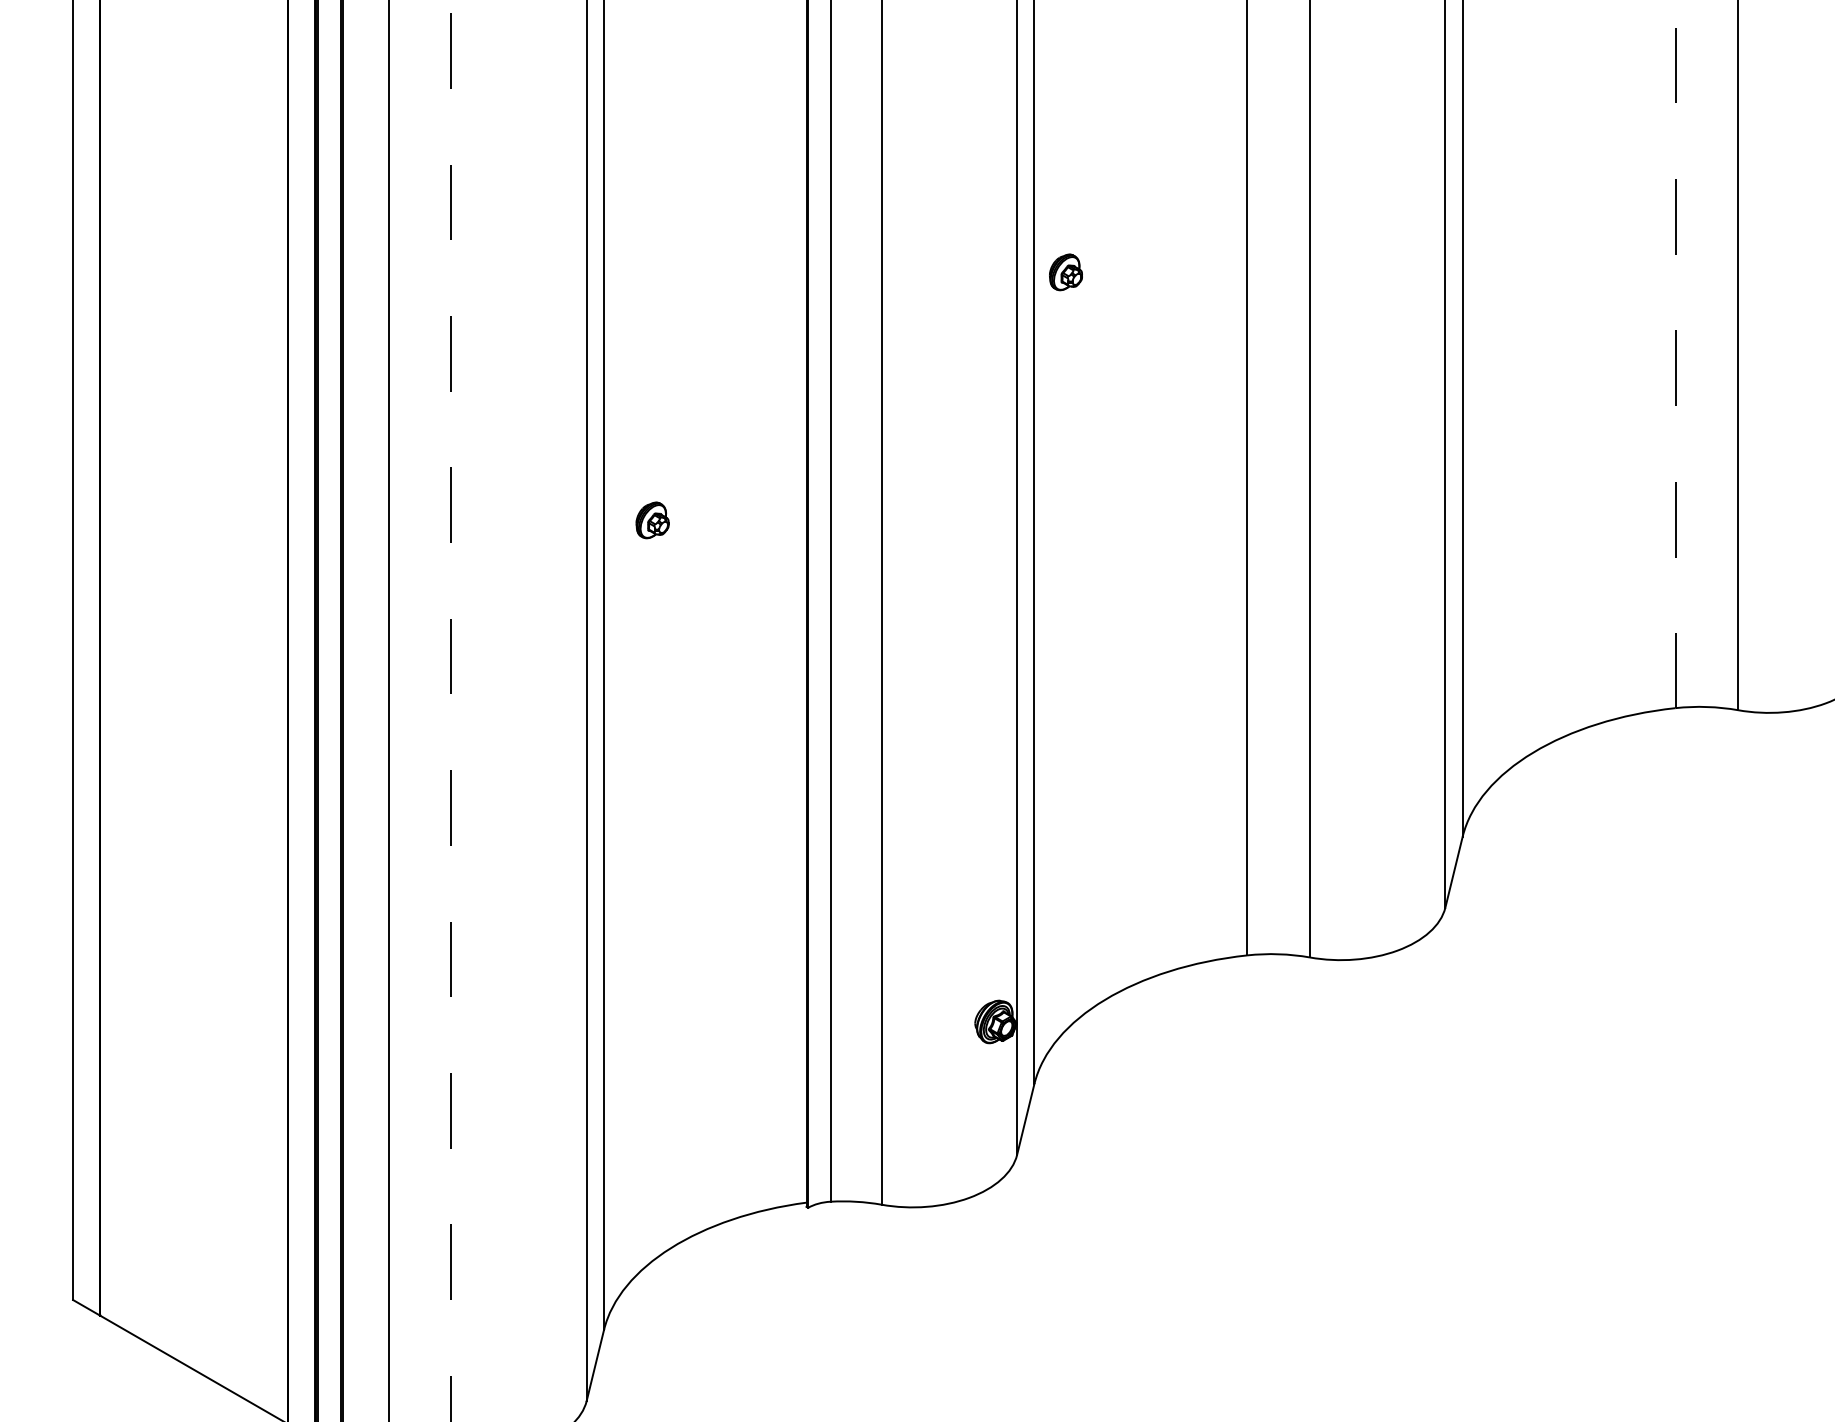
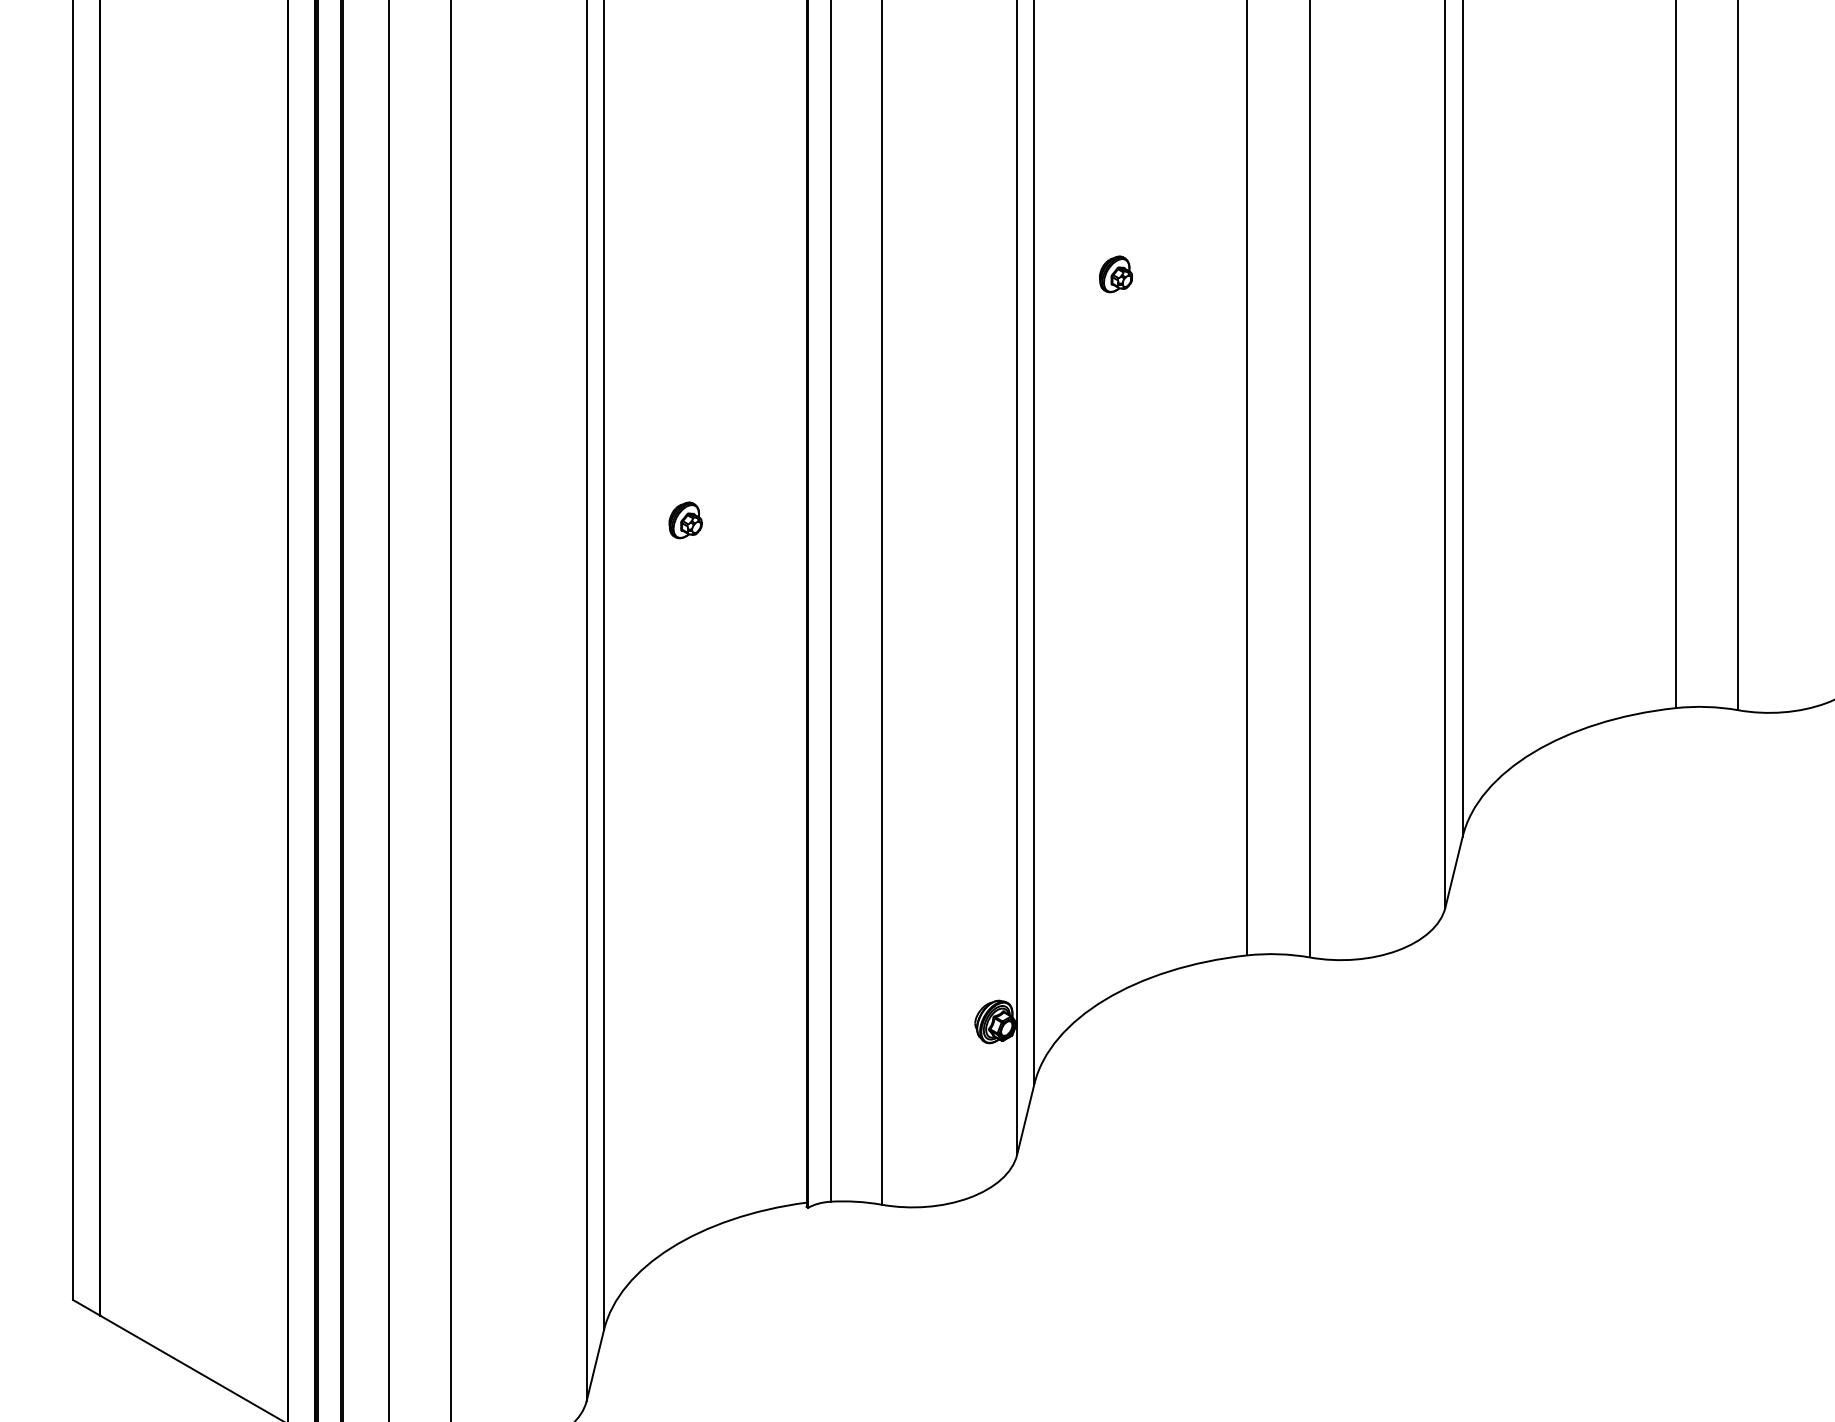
part position: (1065, 272) -> (1115, 274) (1115, 274)
line: dashed -> solid (1675, 354)
part position: (652, 520) -> (685, 520) (685, 520)
line: dashed -> solid (451, 711)
